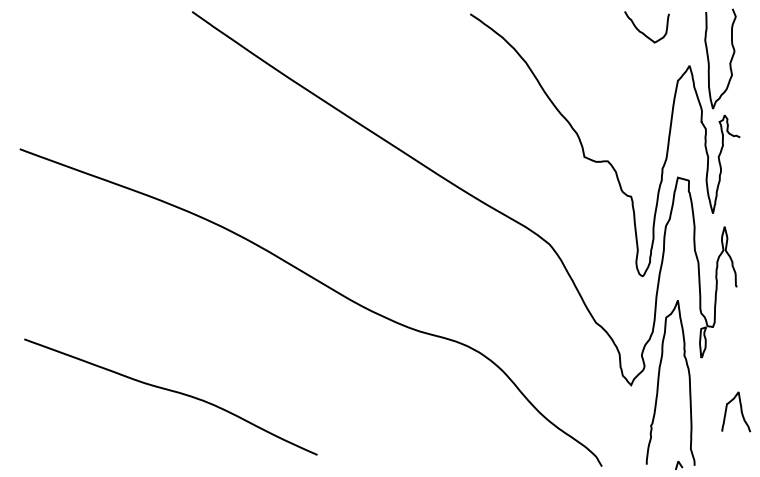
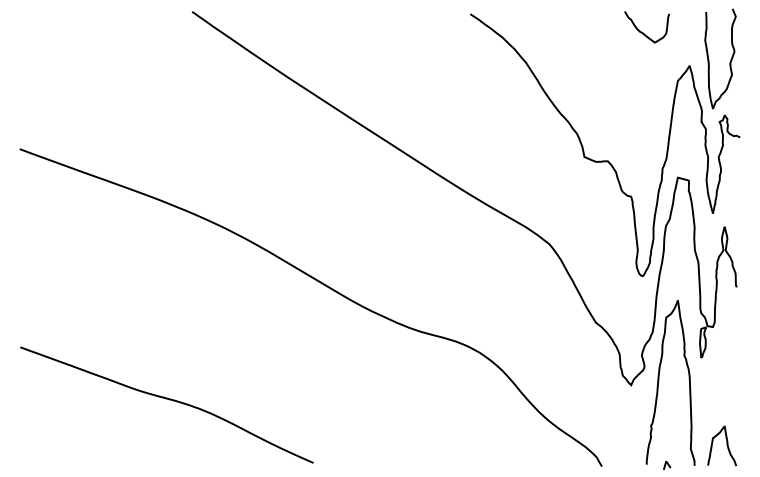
curve position: (170, 391) -> (166, 399) (166, 399)
curve position: (740, 411) -> (726, 445) (726, 445)
line position: (679, 465) -> (667, 465) (667, 465)
